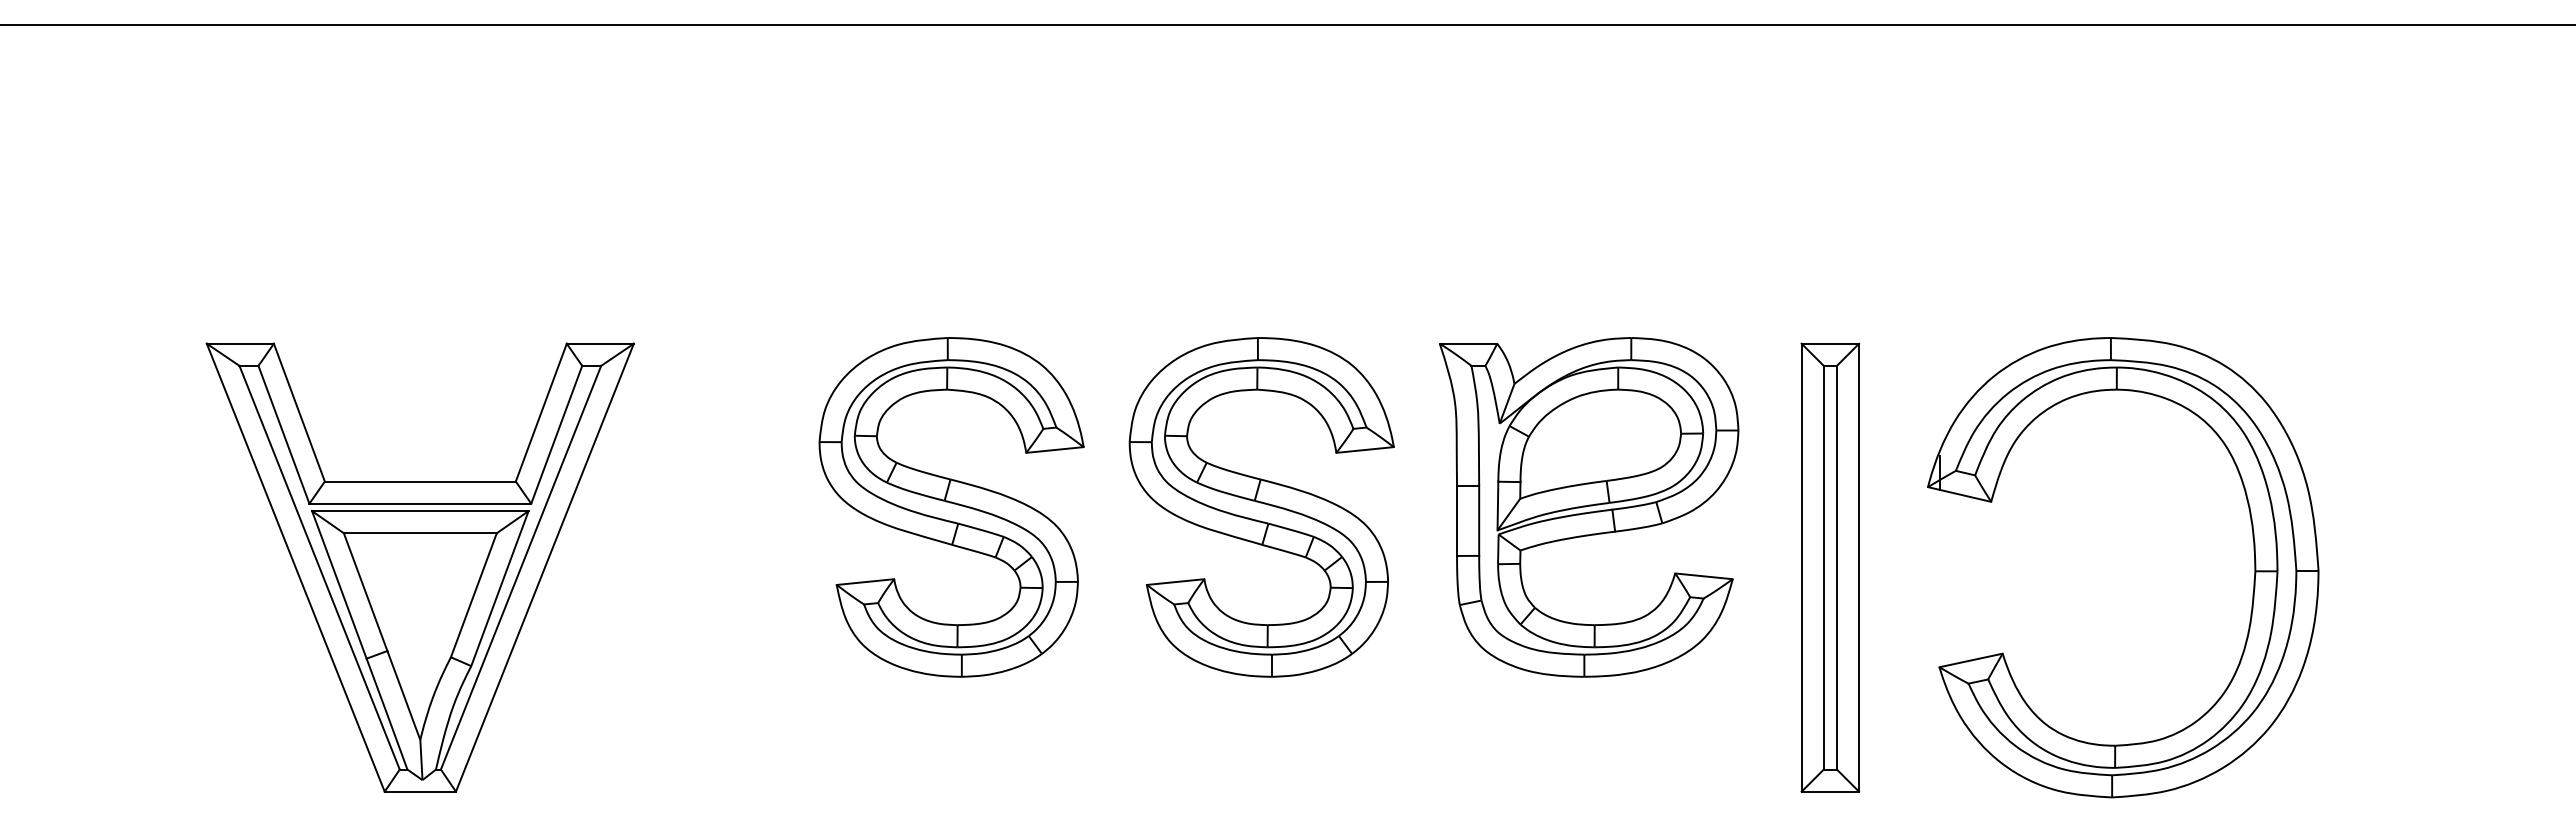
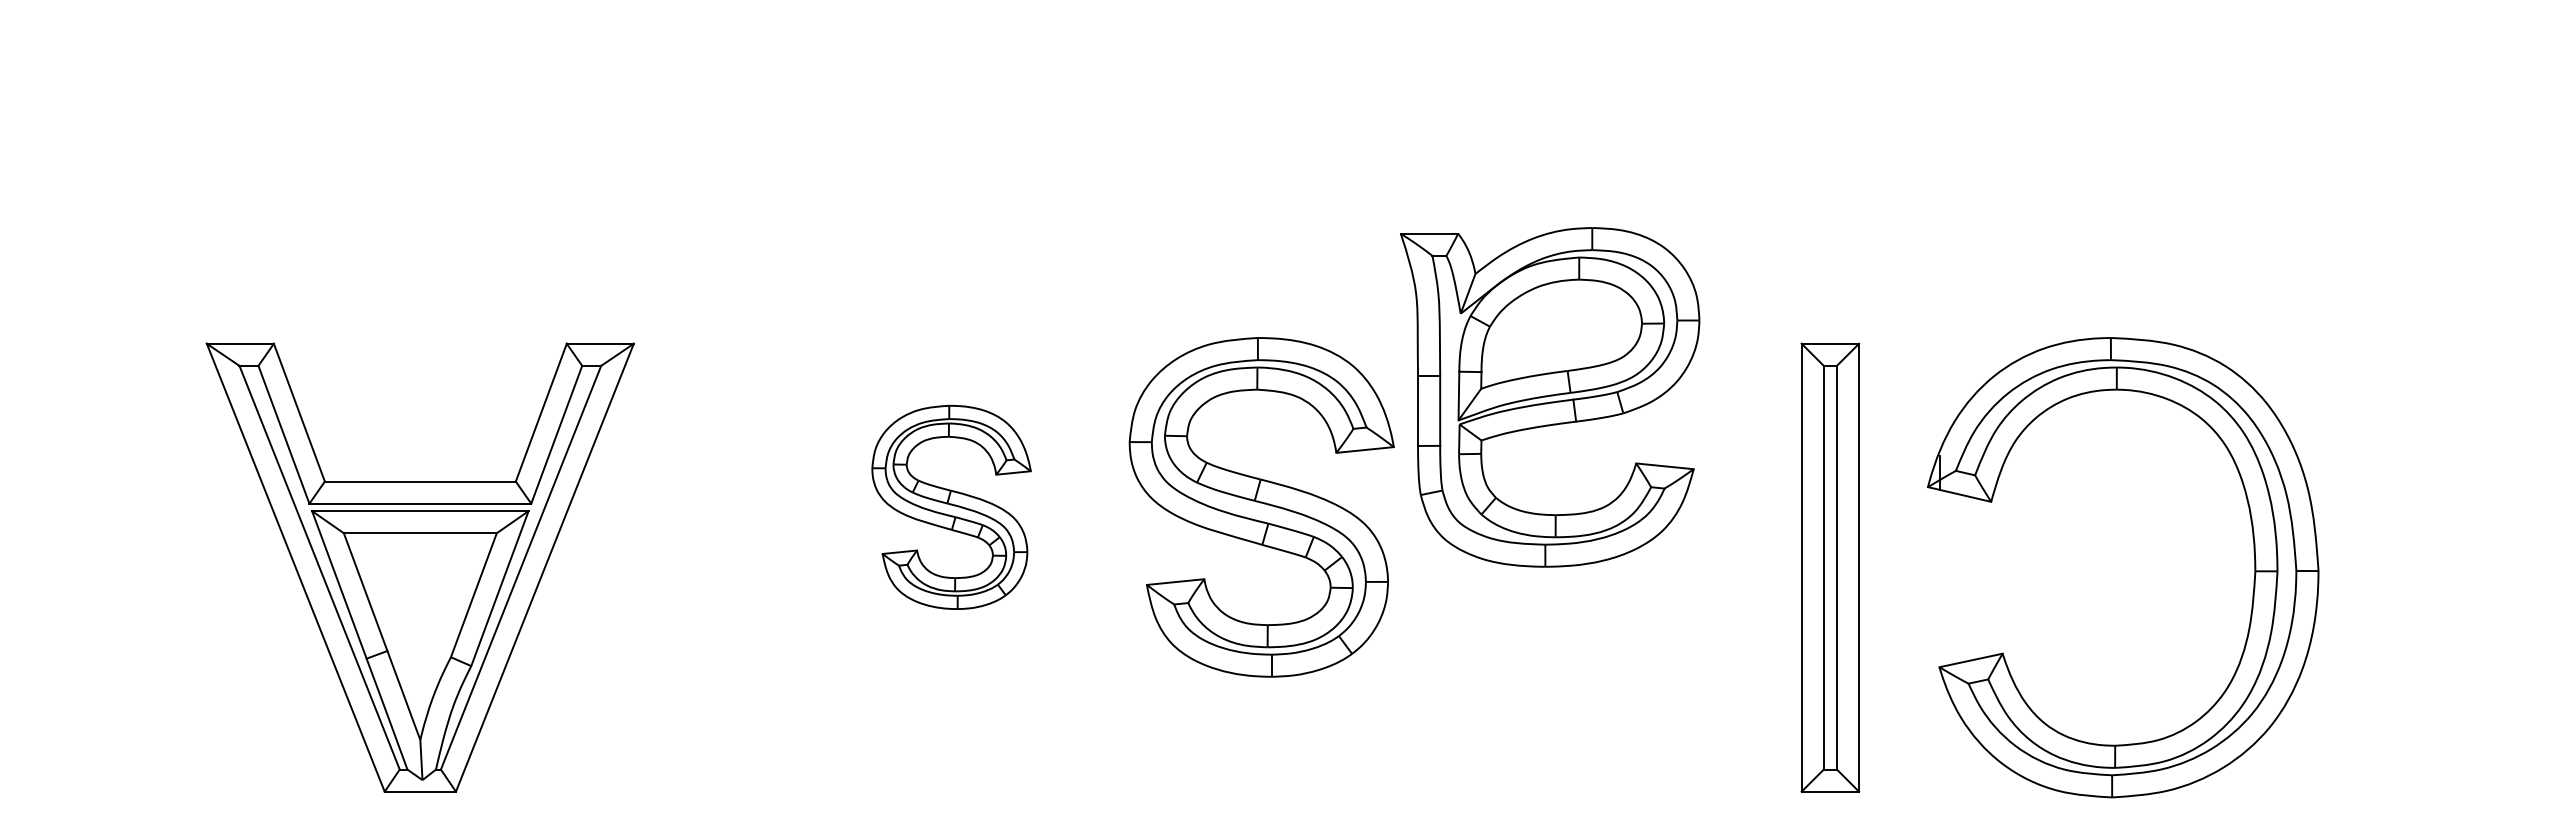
line: present -> none (1287, 24)
part size: 267x341 px -> 161x206 px (951, 506)
part position: (1589, 507) -> (1550, 397) (1550, 397)
